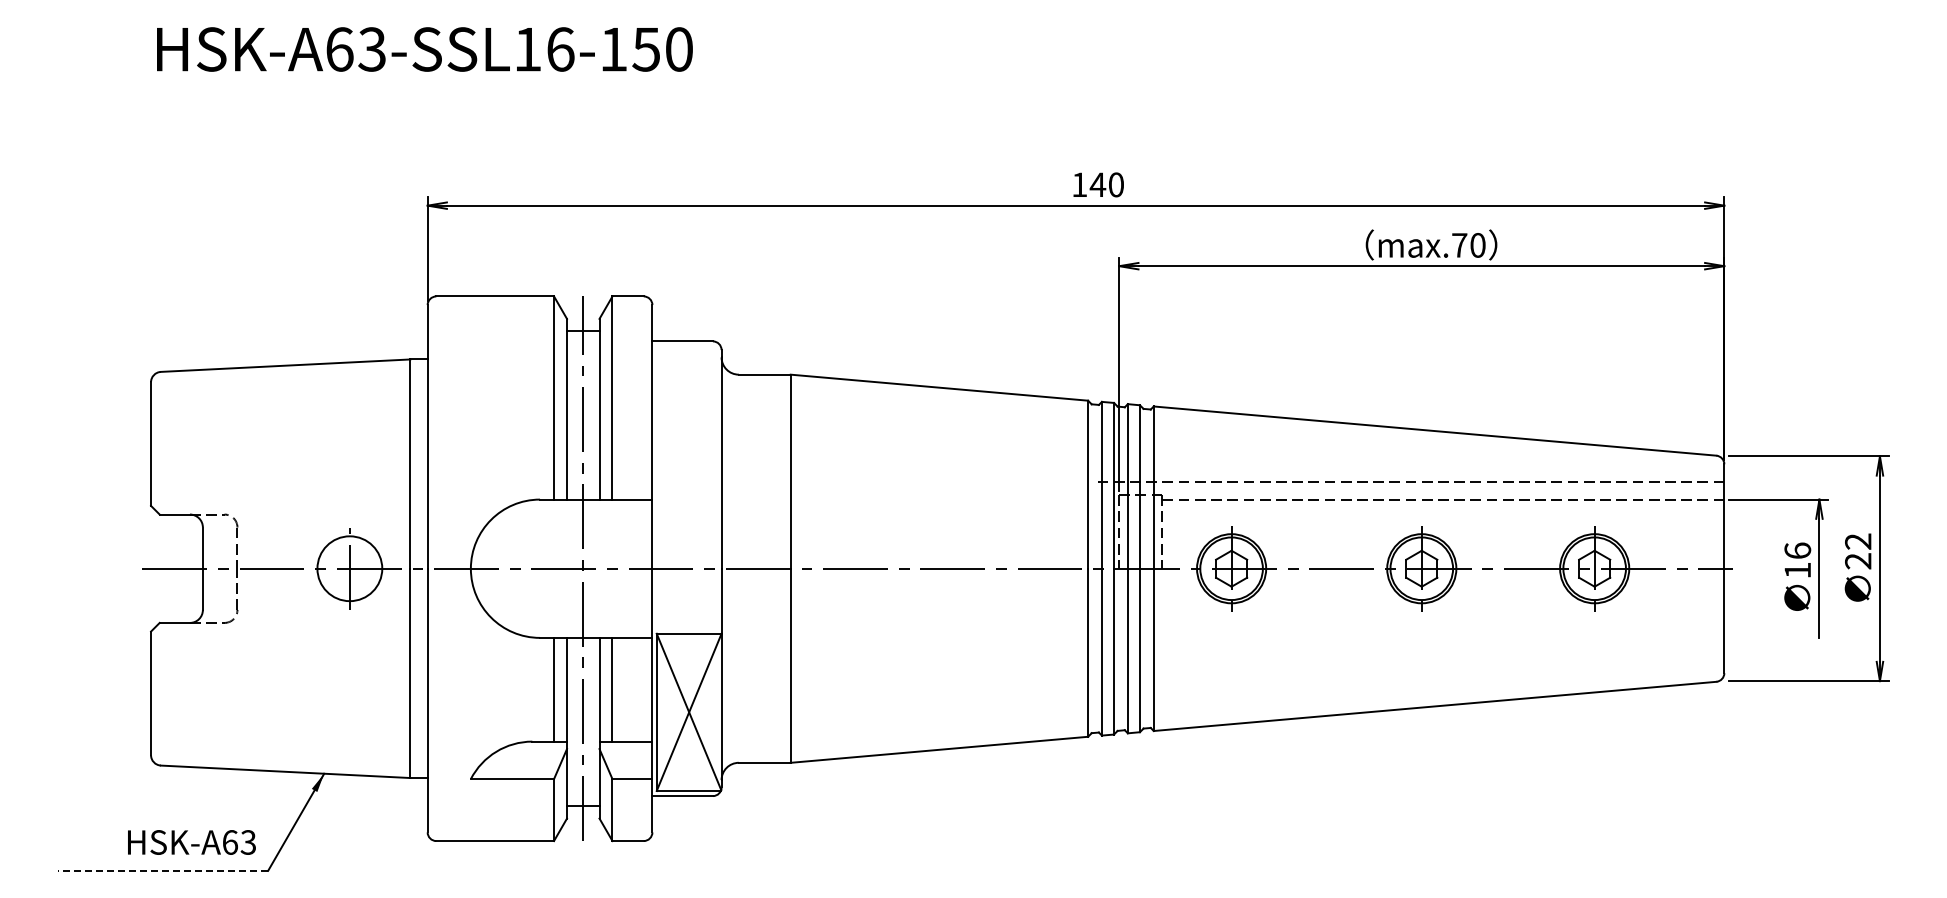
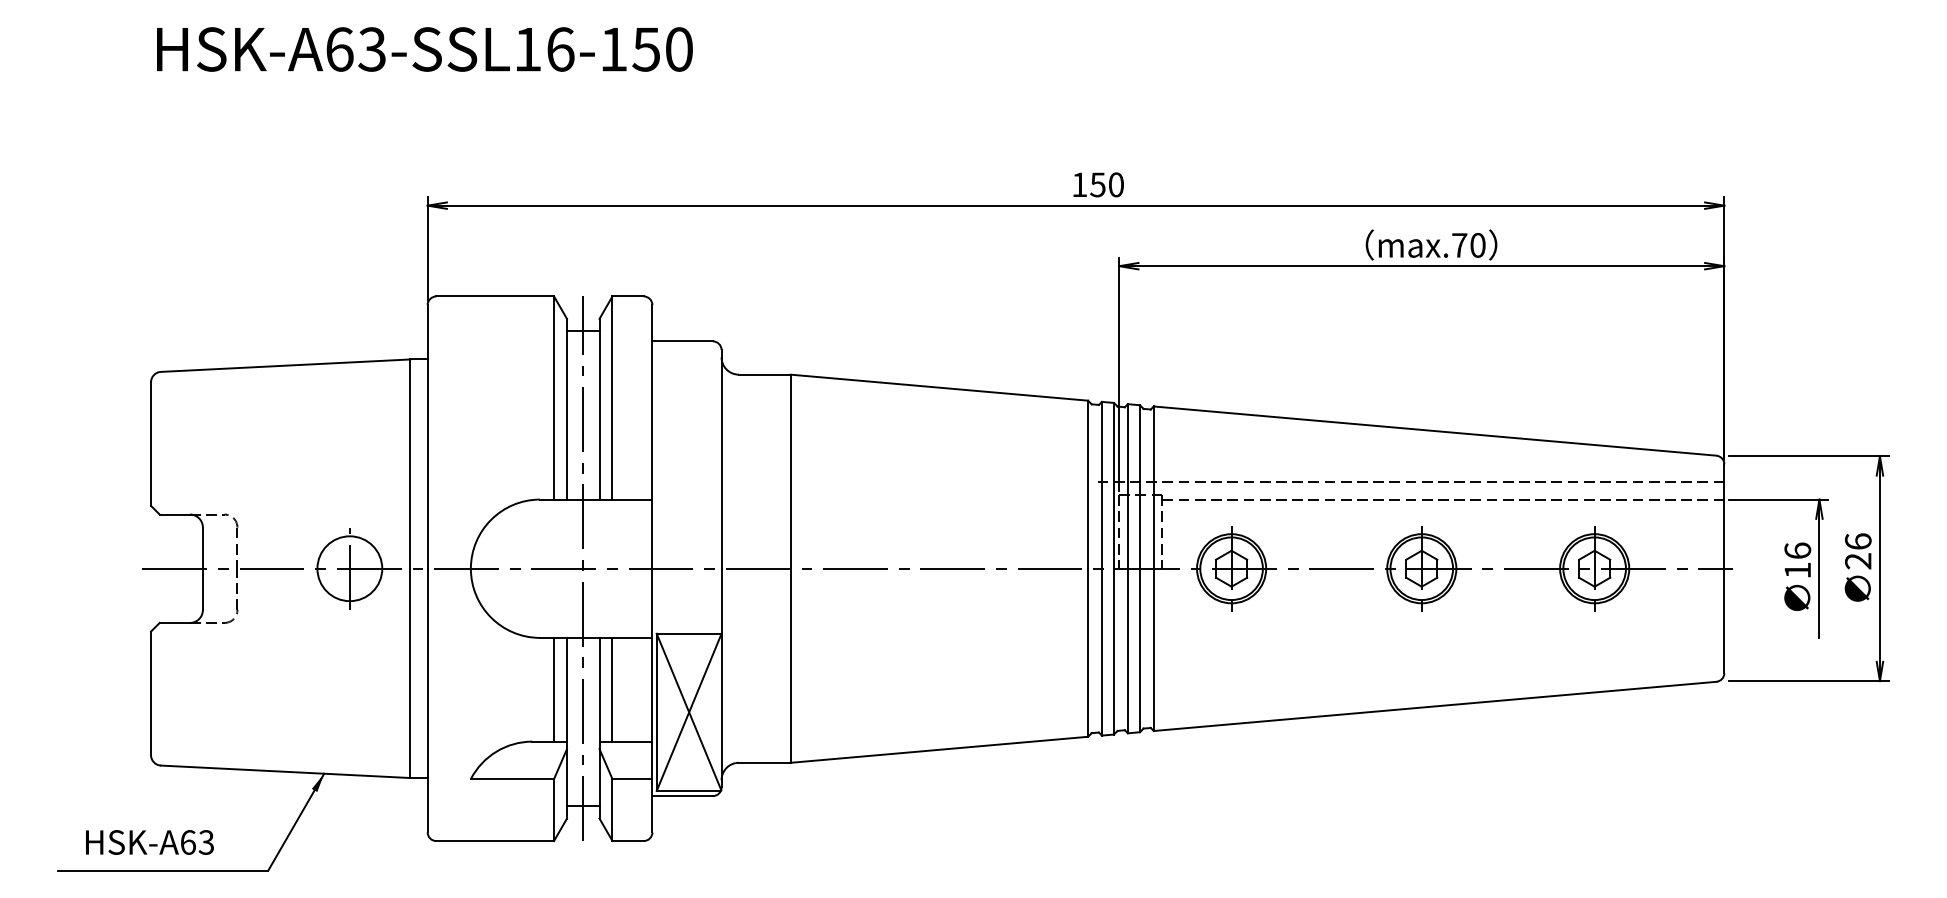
text: 140 -> 150 (1097, 184)
text: 22 -> 26 (1858, 541)
text position: (191, 842) -> (149, 842) (149, 842)
line: dashed -> solid (163, 870)
